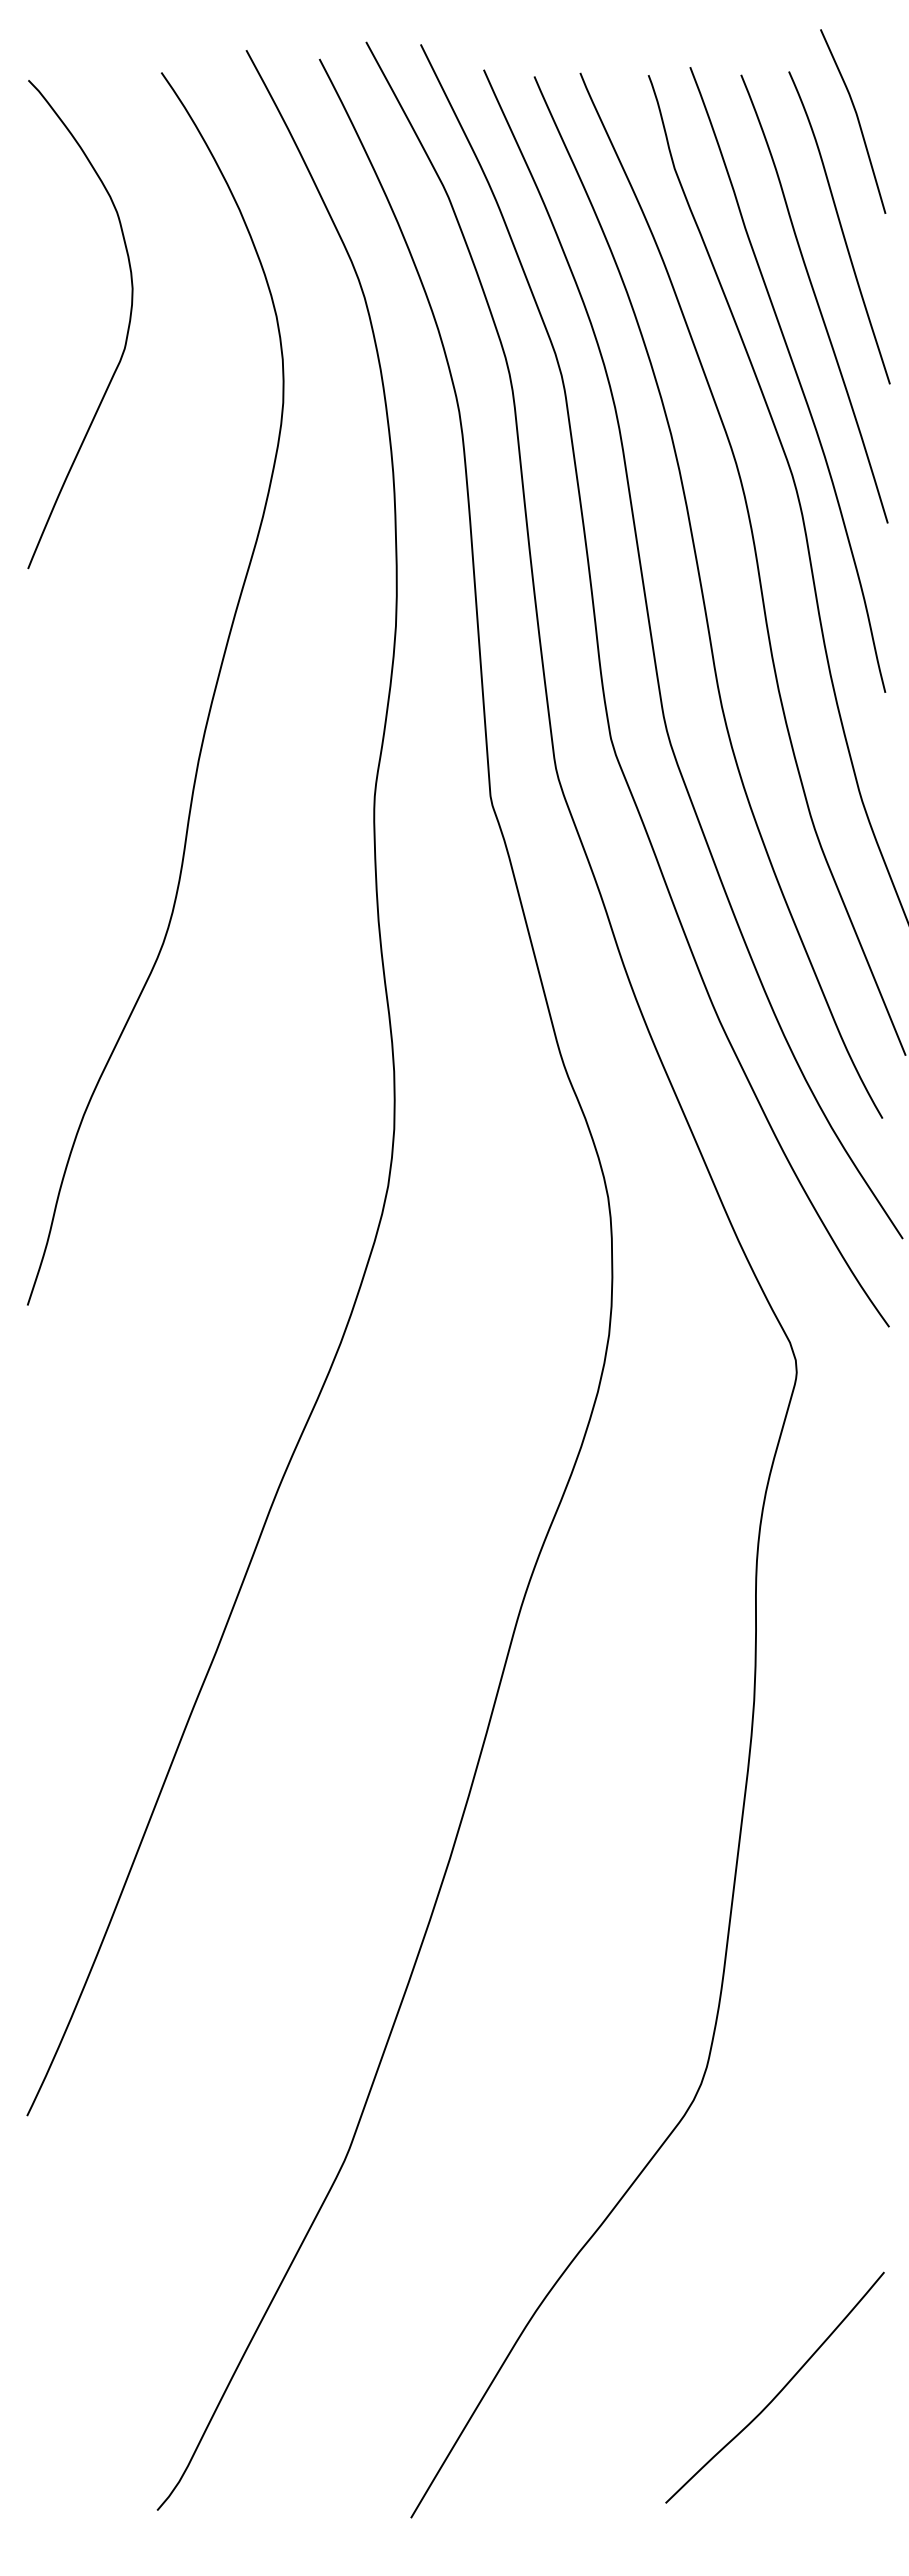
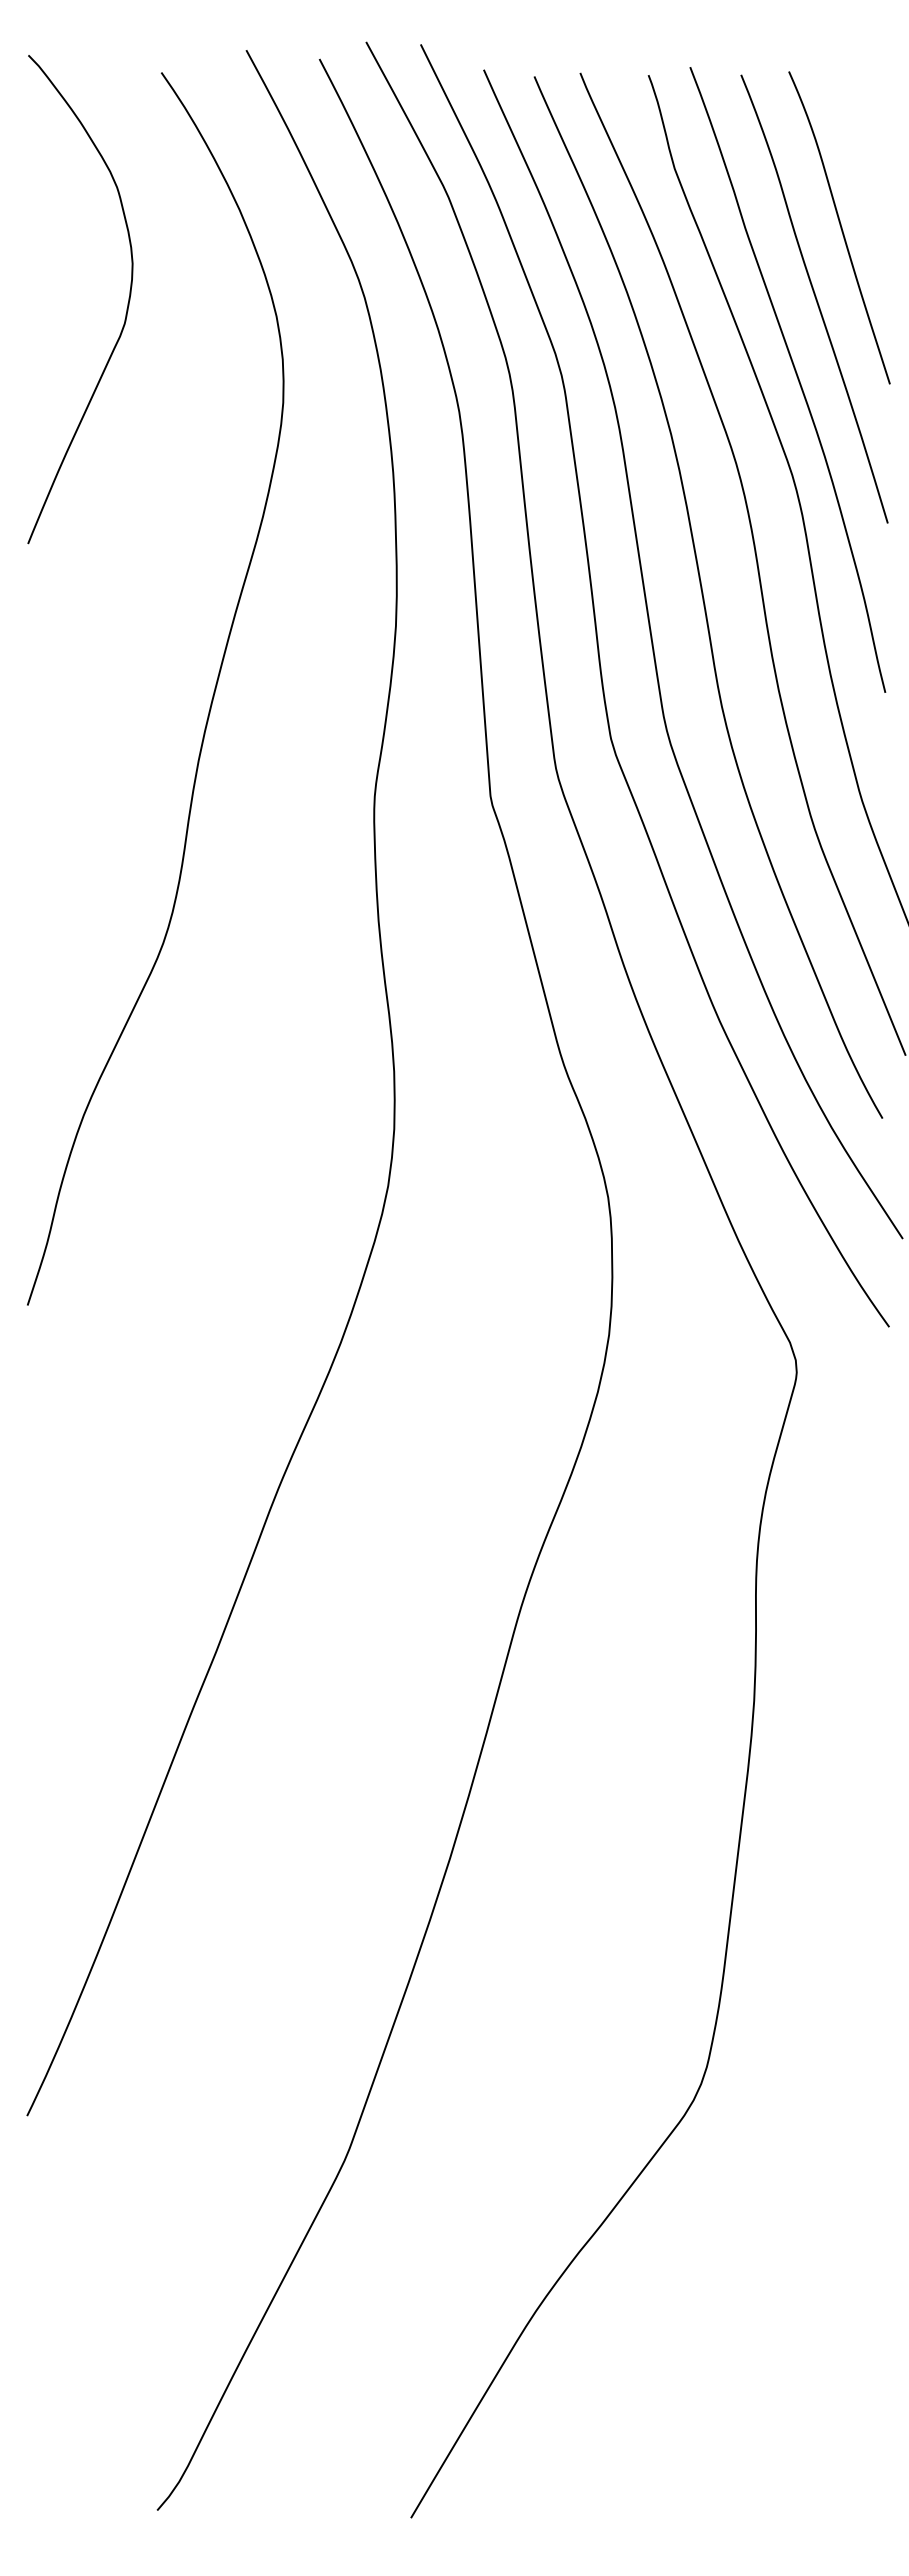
curve: present -> none (857, 121)
curve position: (126, 333) -> (126, 308) (126, 308)
curve: present -> none (779, 2391)
